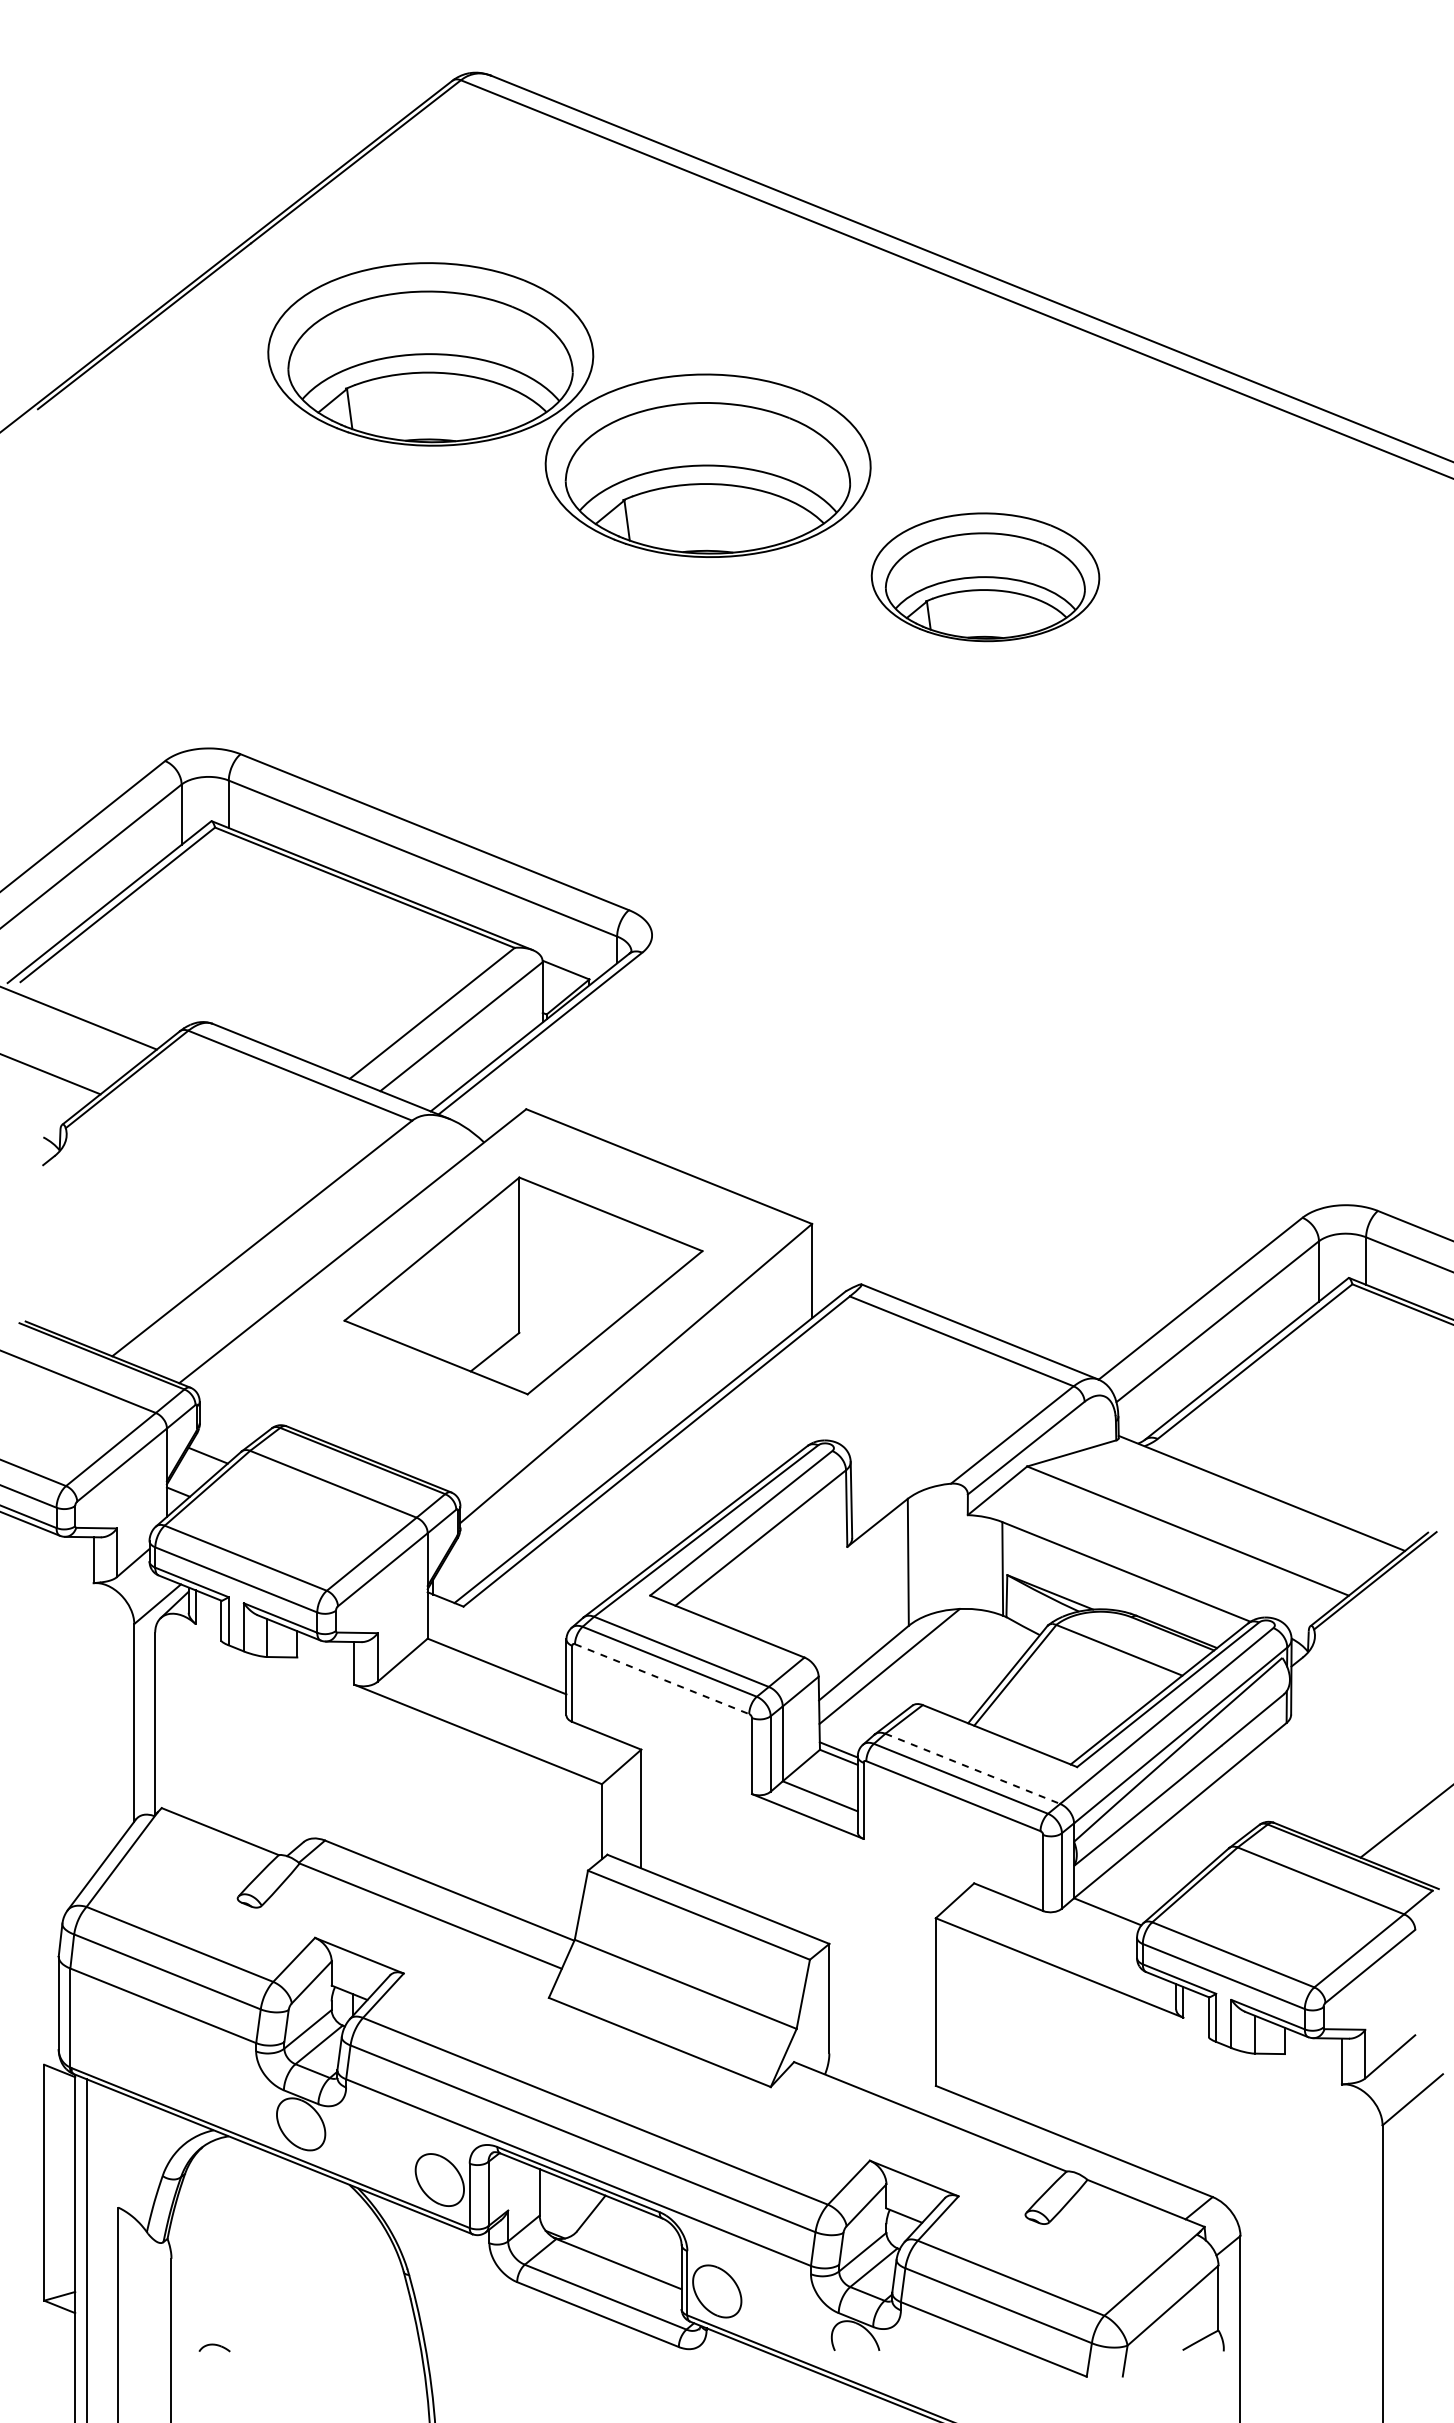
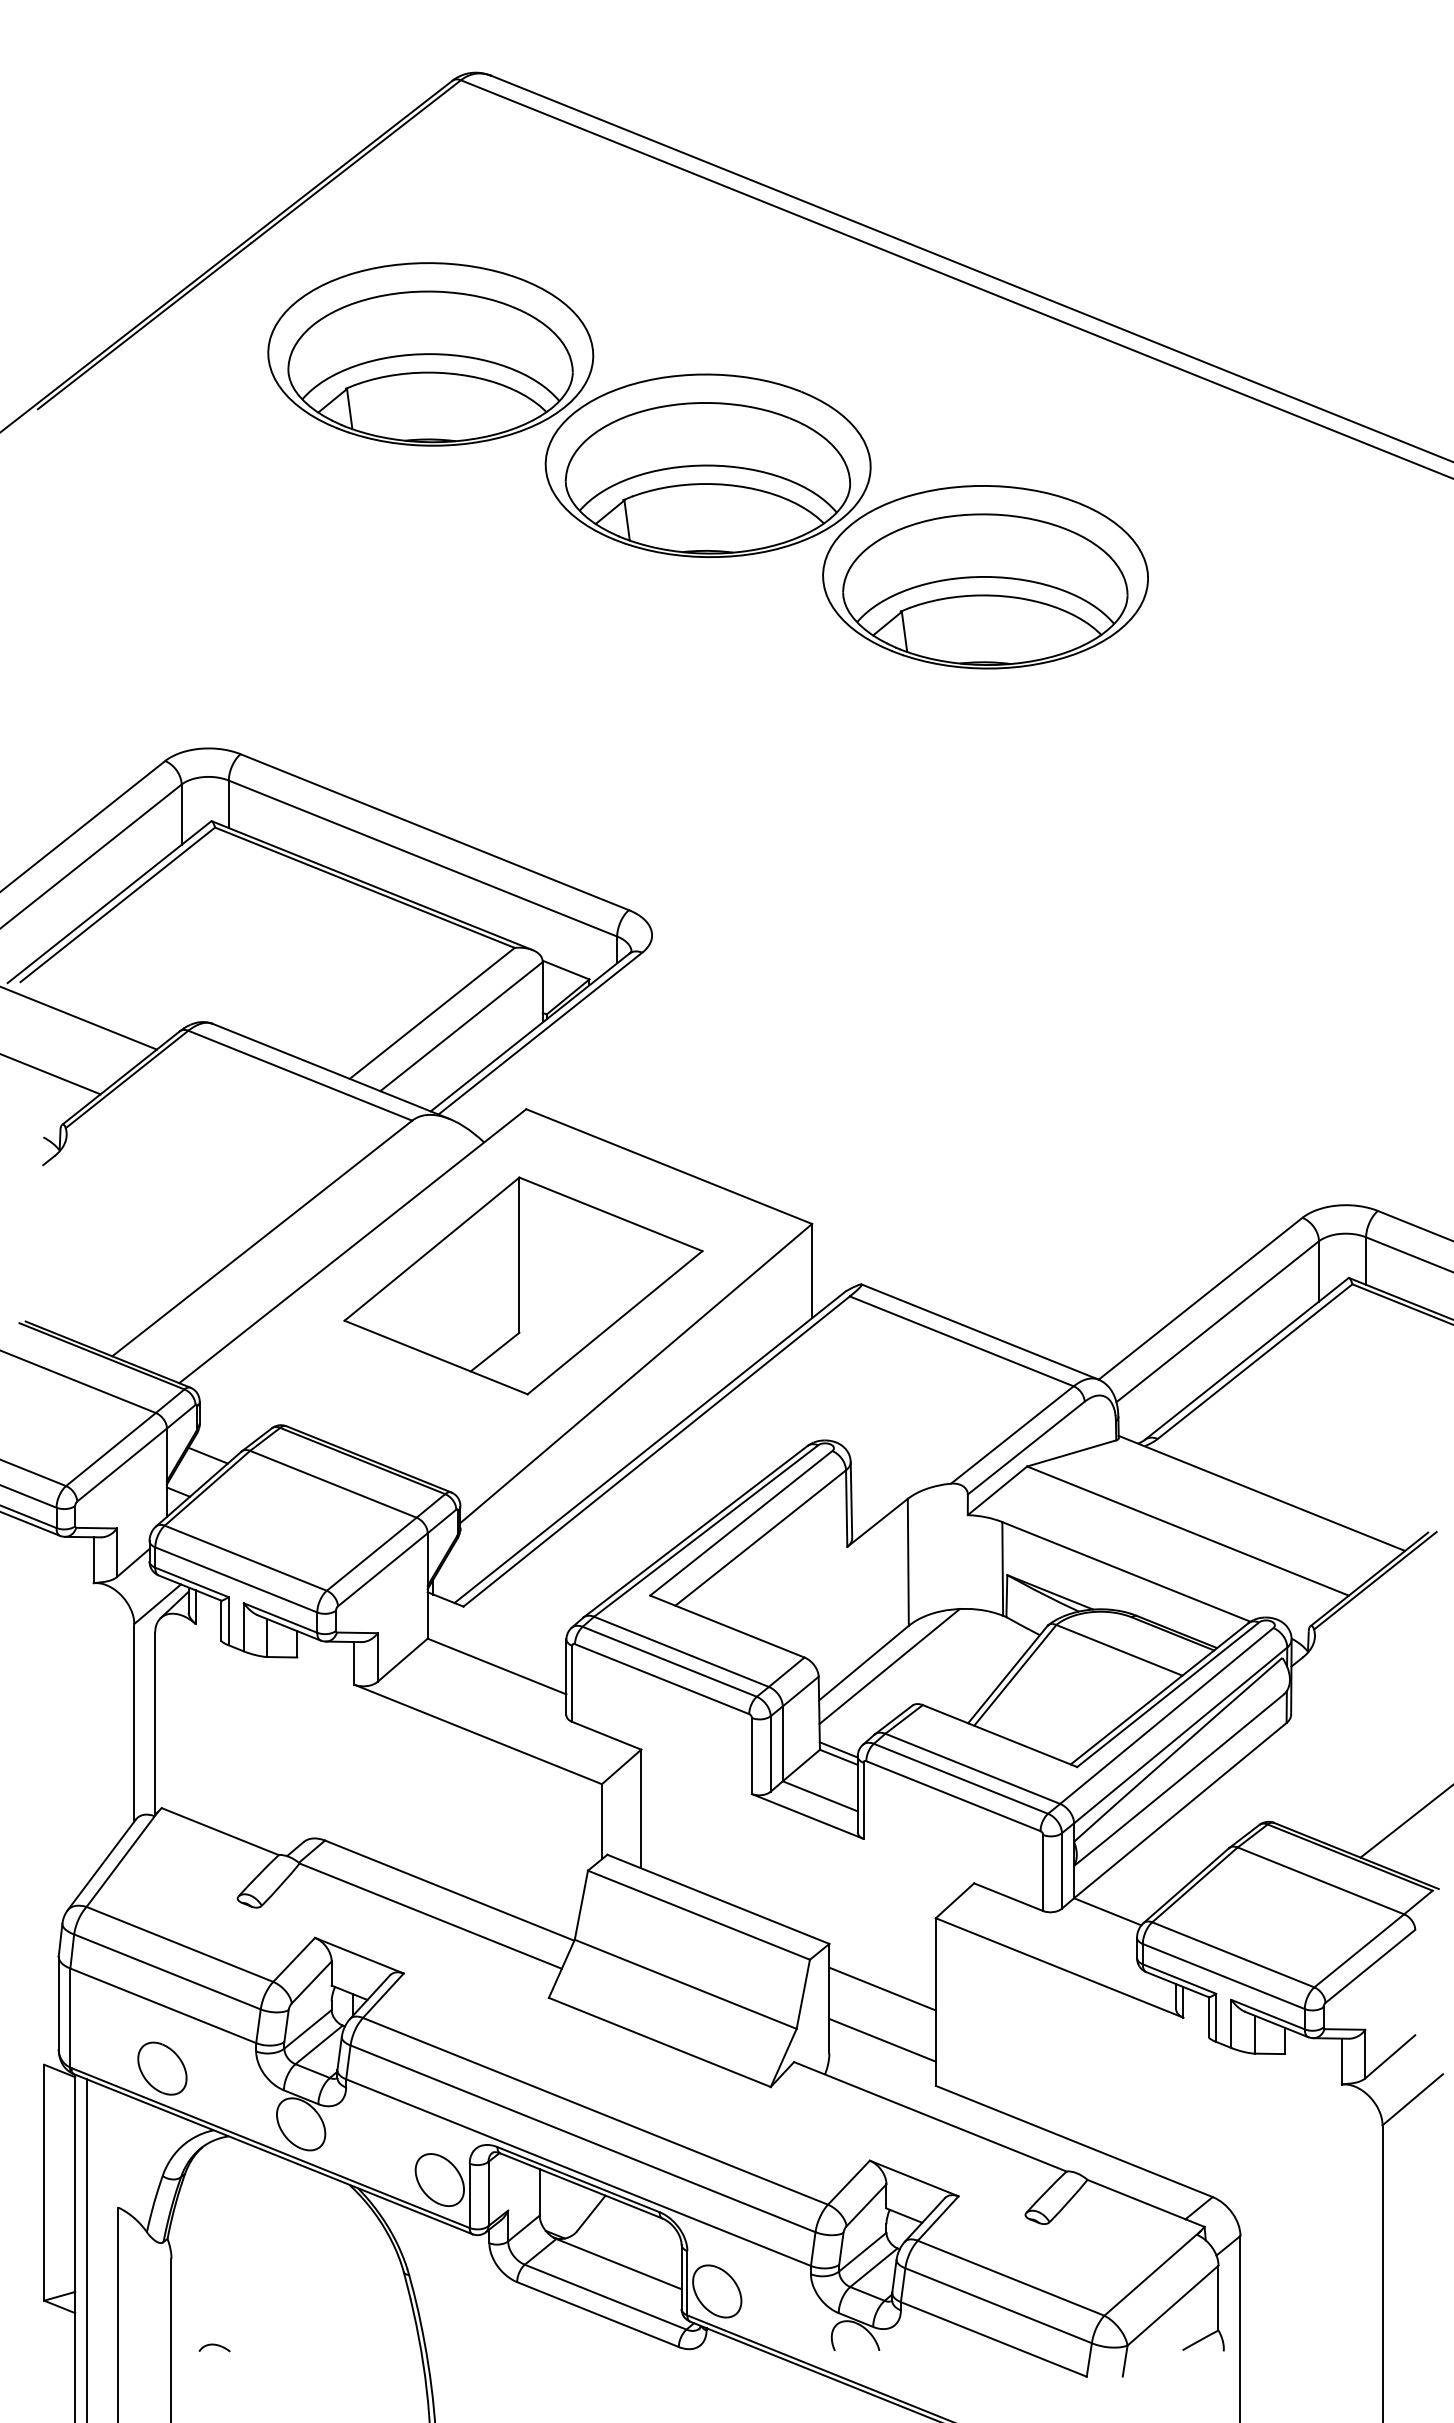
part size: 231x131 px -> 327x185 px (985, 577)
line: dashed -> solid (662, 1679)
line: dashed -> solid (973, 1769)
line: none -> present (882, 1988)
line: none -> present (882, 2039)
part: none -> present (162, 2068)
